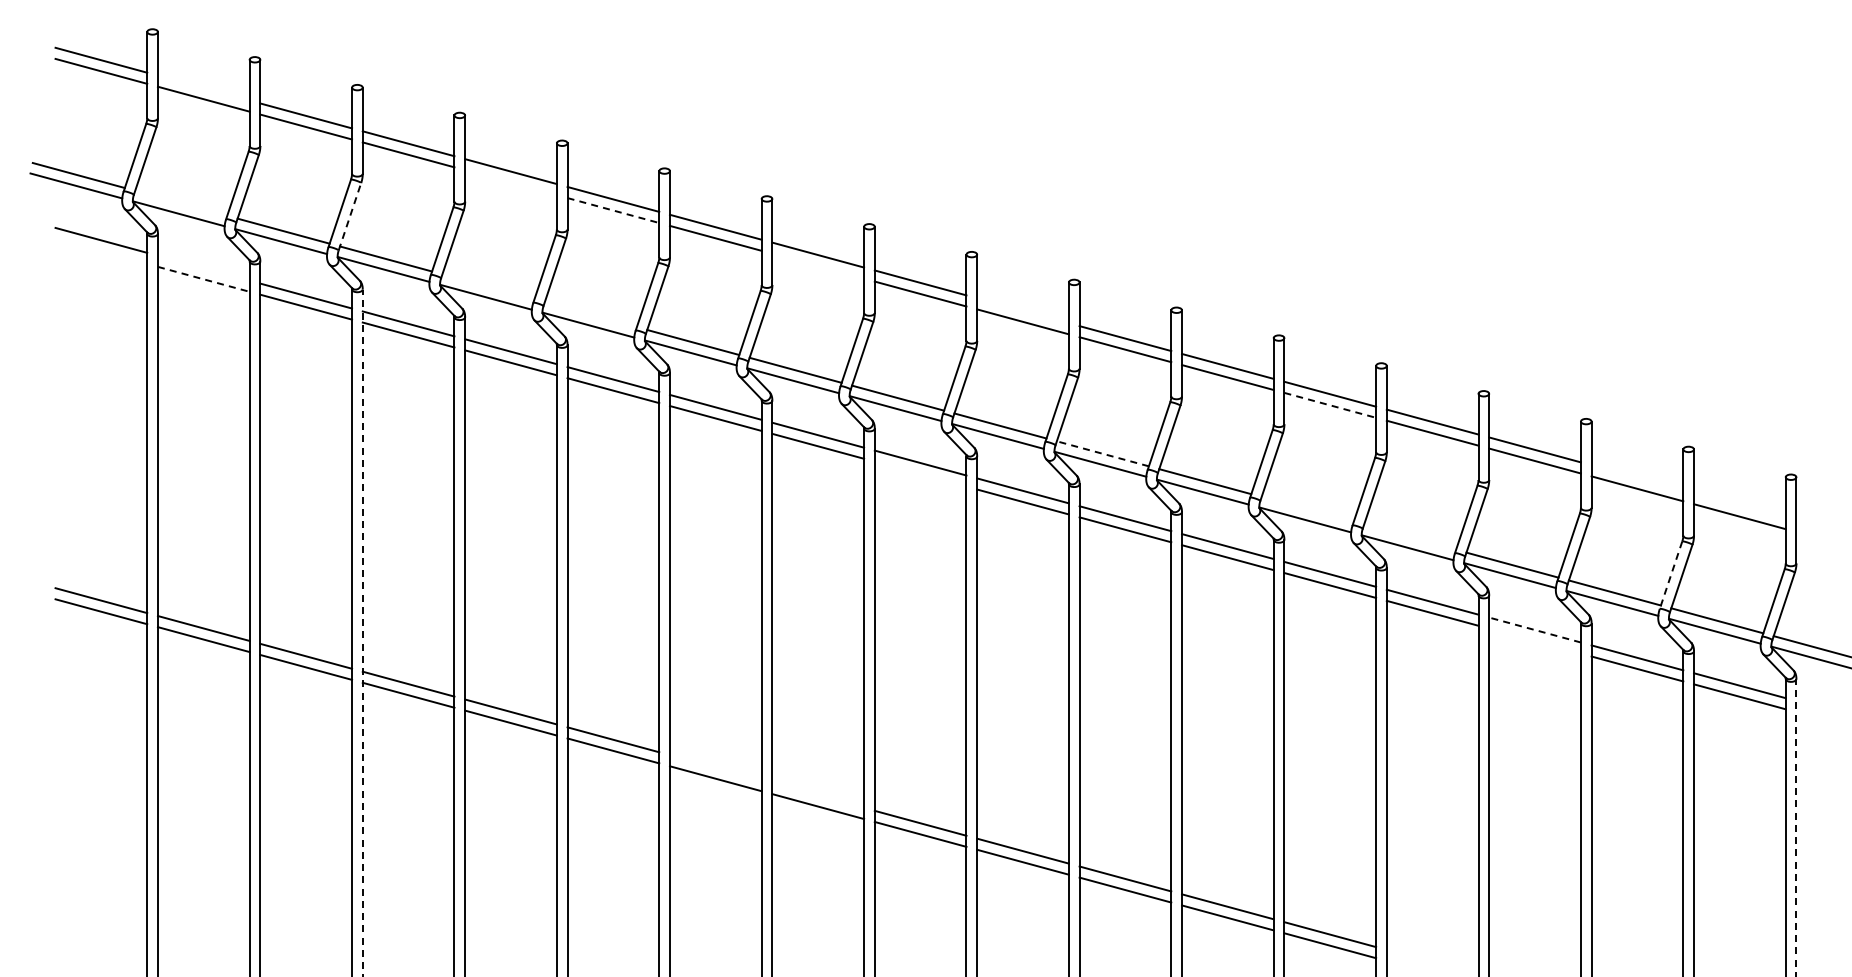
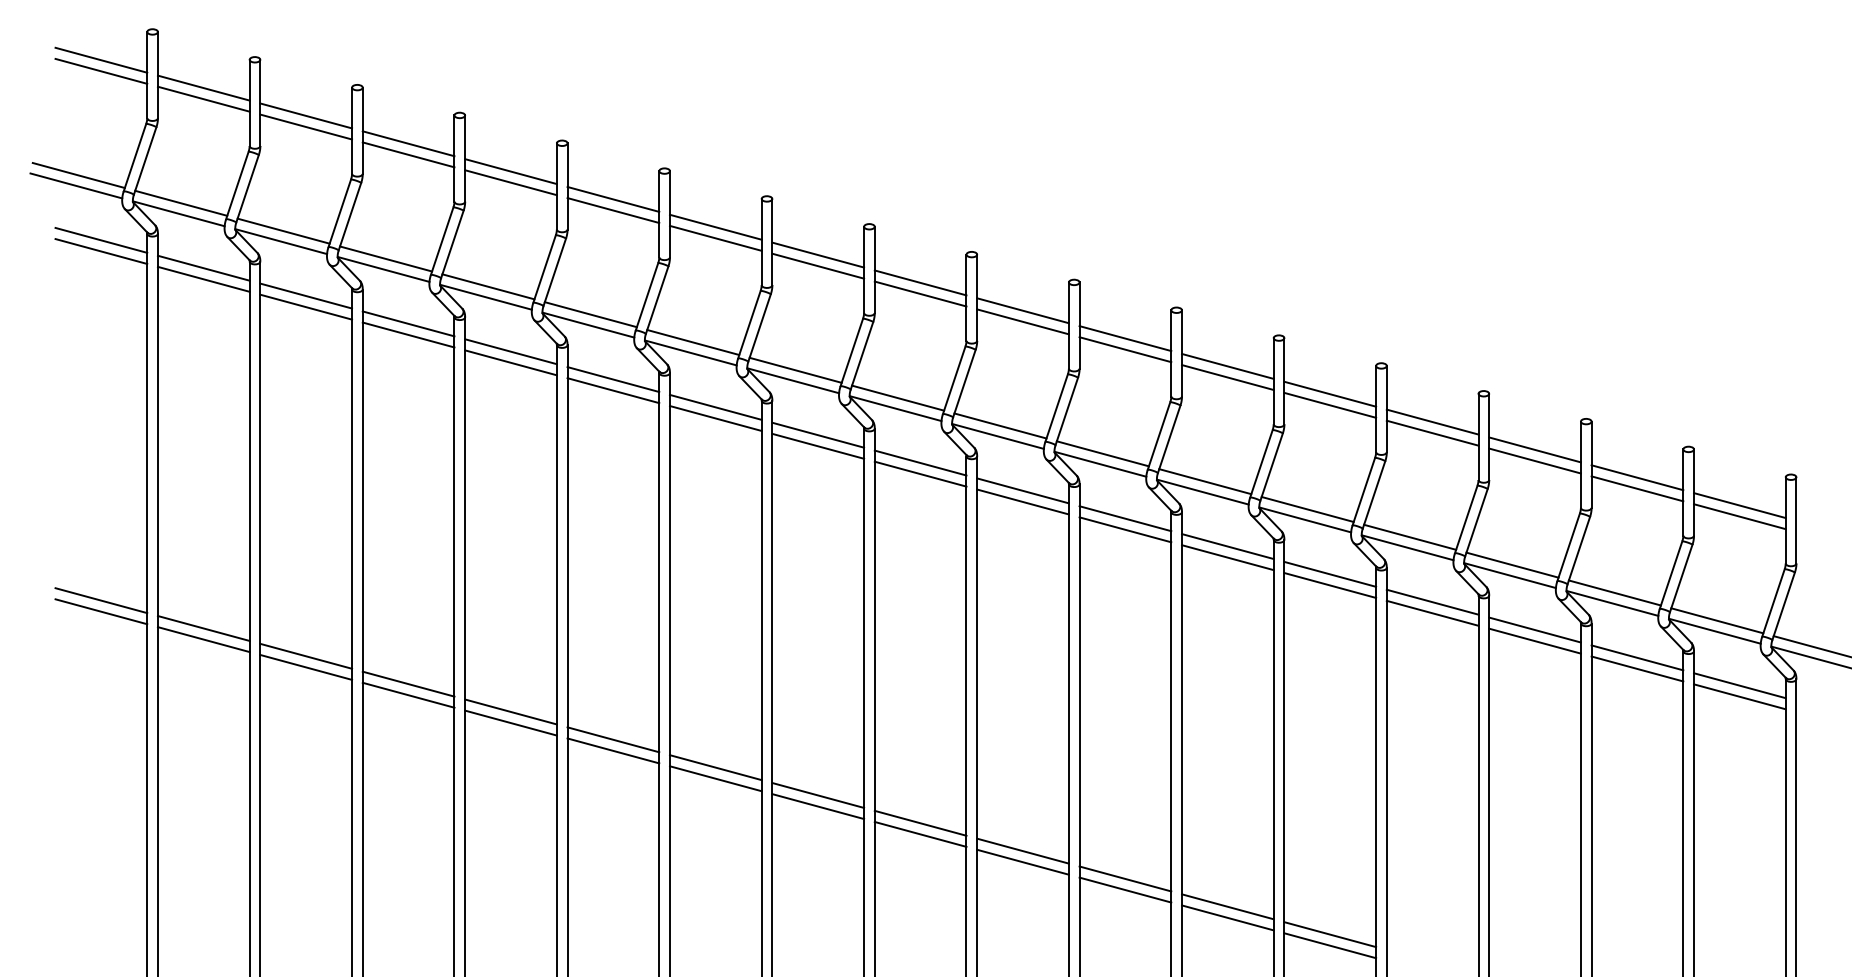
line: none -> present (203, 87)
line: none -> present (510, 182)
line: none -> present (181, 202)
line: dashed -> solid (613, 210)
line: dashed -> solid (349, 216)
line: none -> present (101, 251)
line: none -> present (818, 265)
line: none -> present (203, 267)
line: dashed -> solid (203, 279)
line: none -> present (488, 286)
line: none -> present (1022, 310)
line: none -> present (590, 314)
line: dashed -> solid (1330, 405)
line: dashed -> solid (1102, 453)
line: none -> present (920, 473)
line: none -> present (1637, 477)
line: none -> present (1739, 505)
line: none -> present (1307, 509)
line: none -> present (1410, 536)
line: dashed -> solid (1671, 575)
line: dashed -> solid (1535, 630)
line: dashed -> solid (362, 632)
line: none -> present (1534, 640)
line: none -> present (715, 767)
line: none -> present (818, 795)
line: dashed -> solid (1796, 828)
